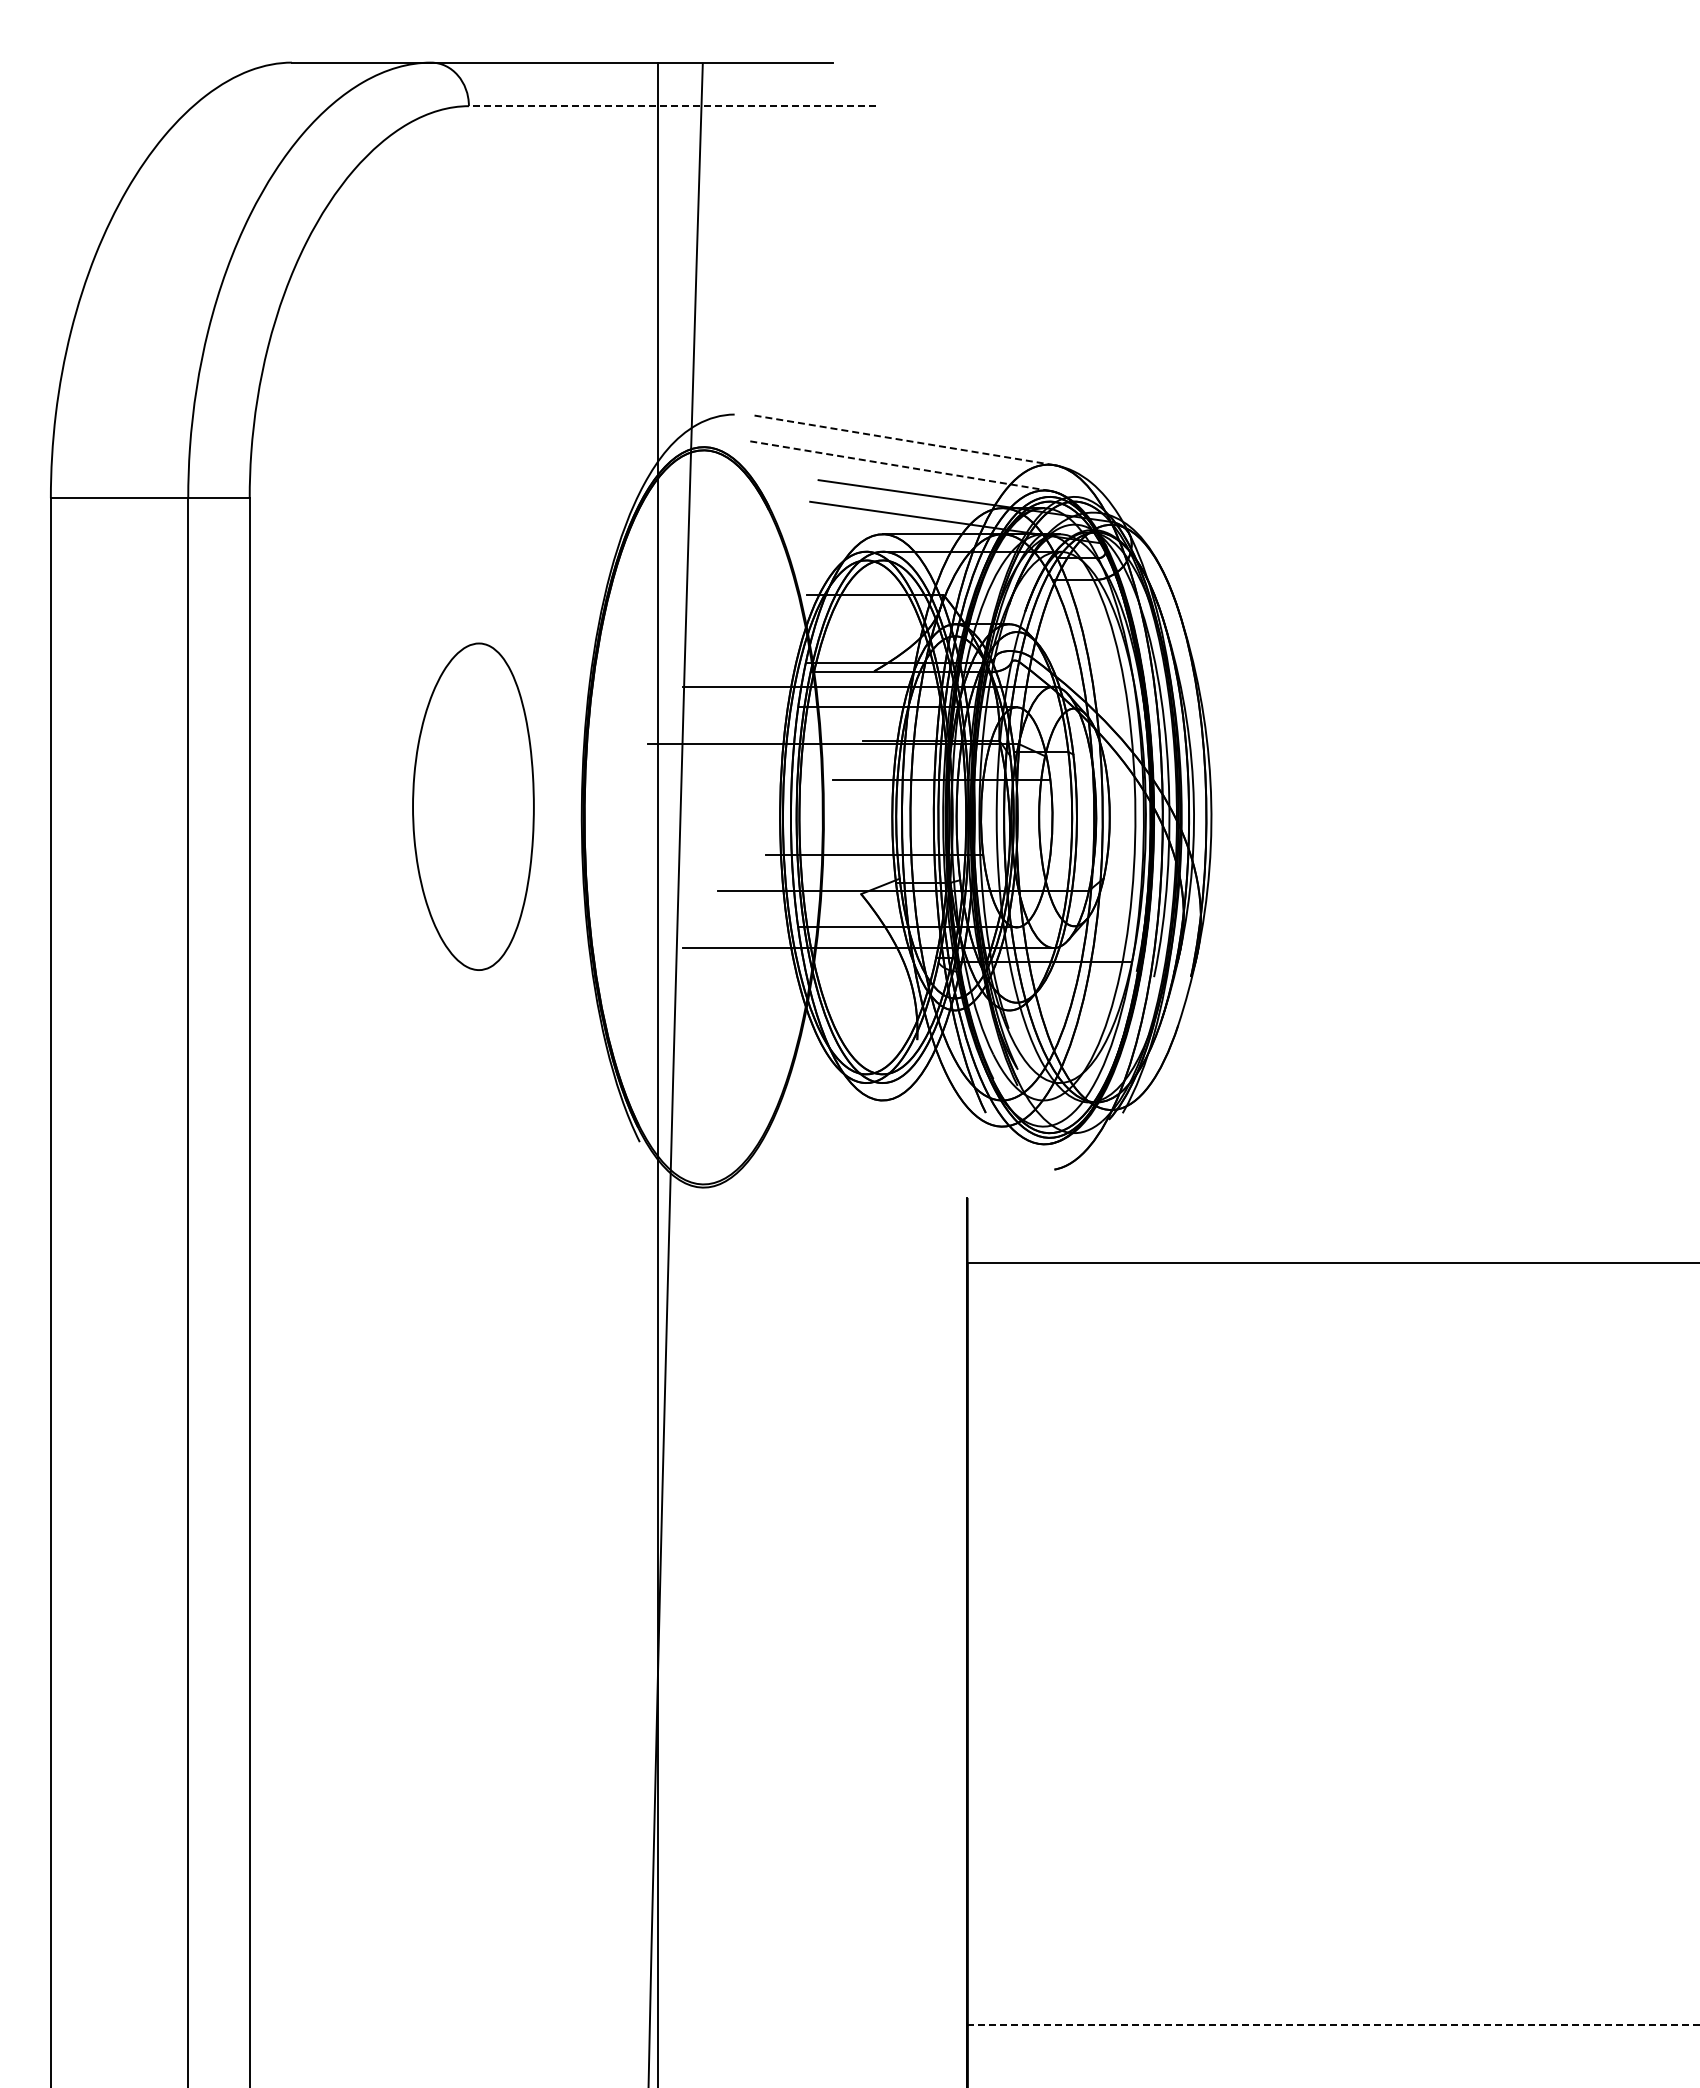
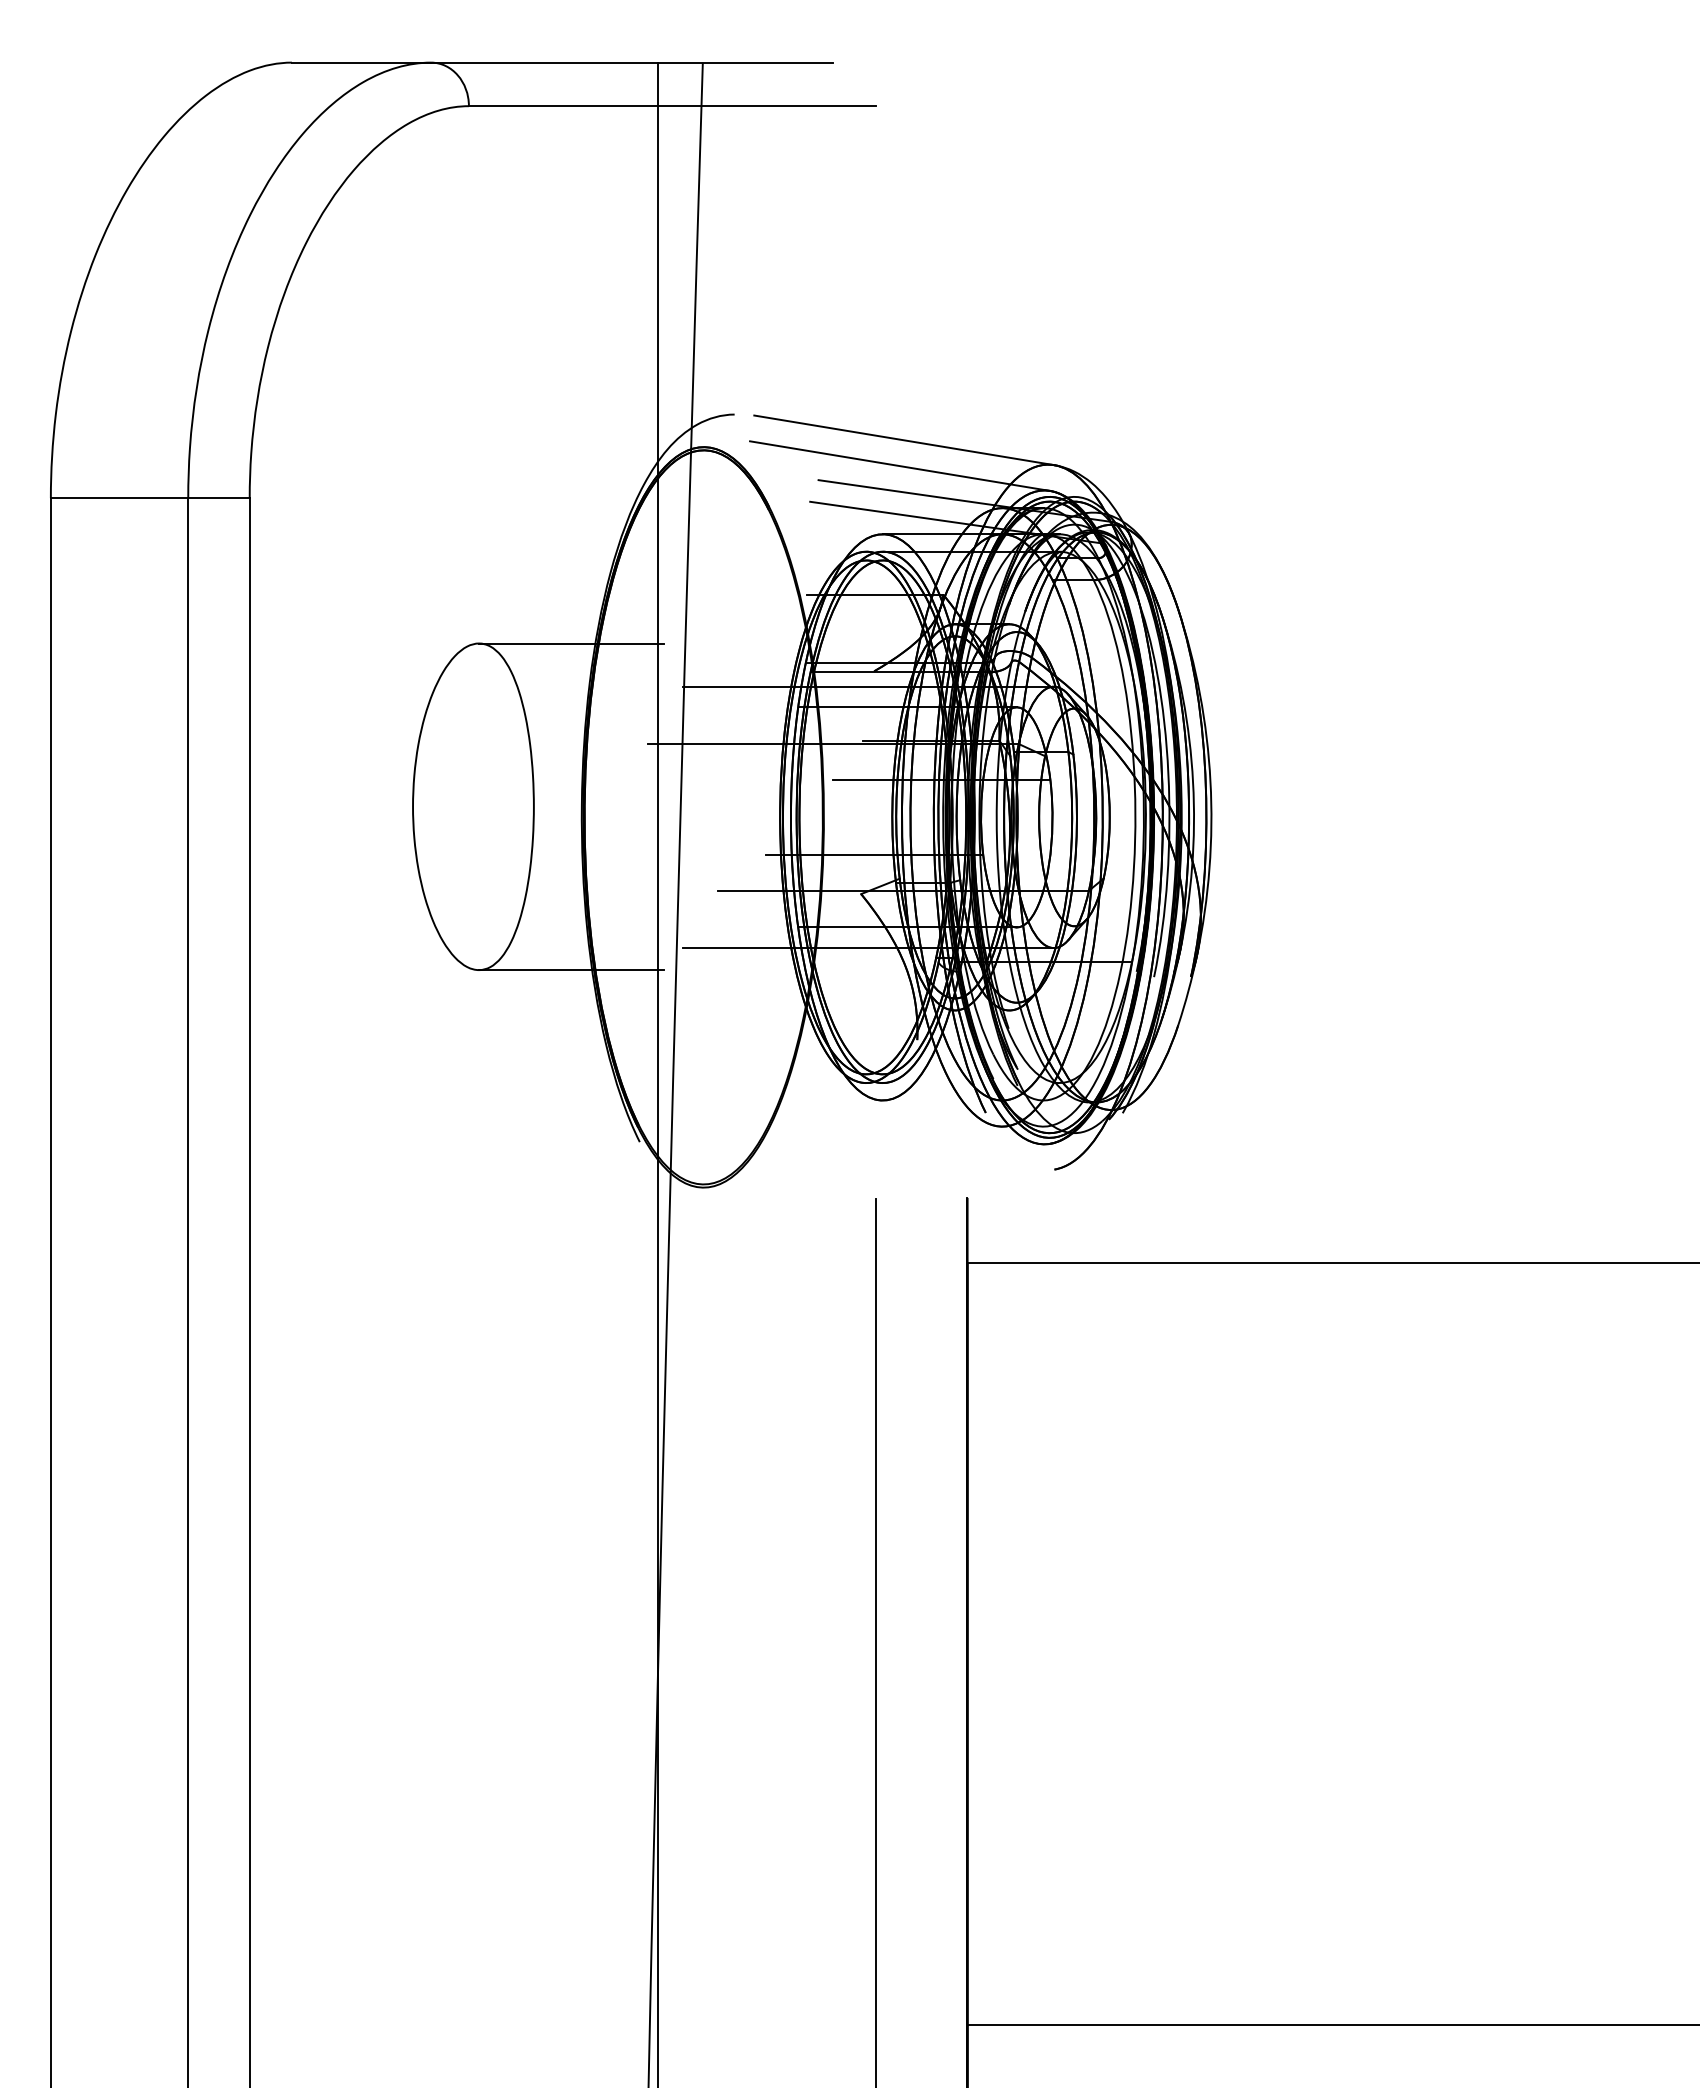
line: dashed -> solid (672, 106)
line: dashed -> solid (903, 440)
line: dashed -> solid (899, 466)
line: none -> present (571, 643)
line: none -> present (571, 970)
line: none -> present (876, 1641)
line: dashed -> solid (1333, 2025)
